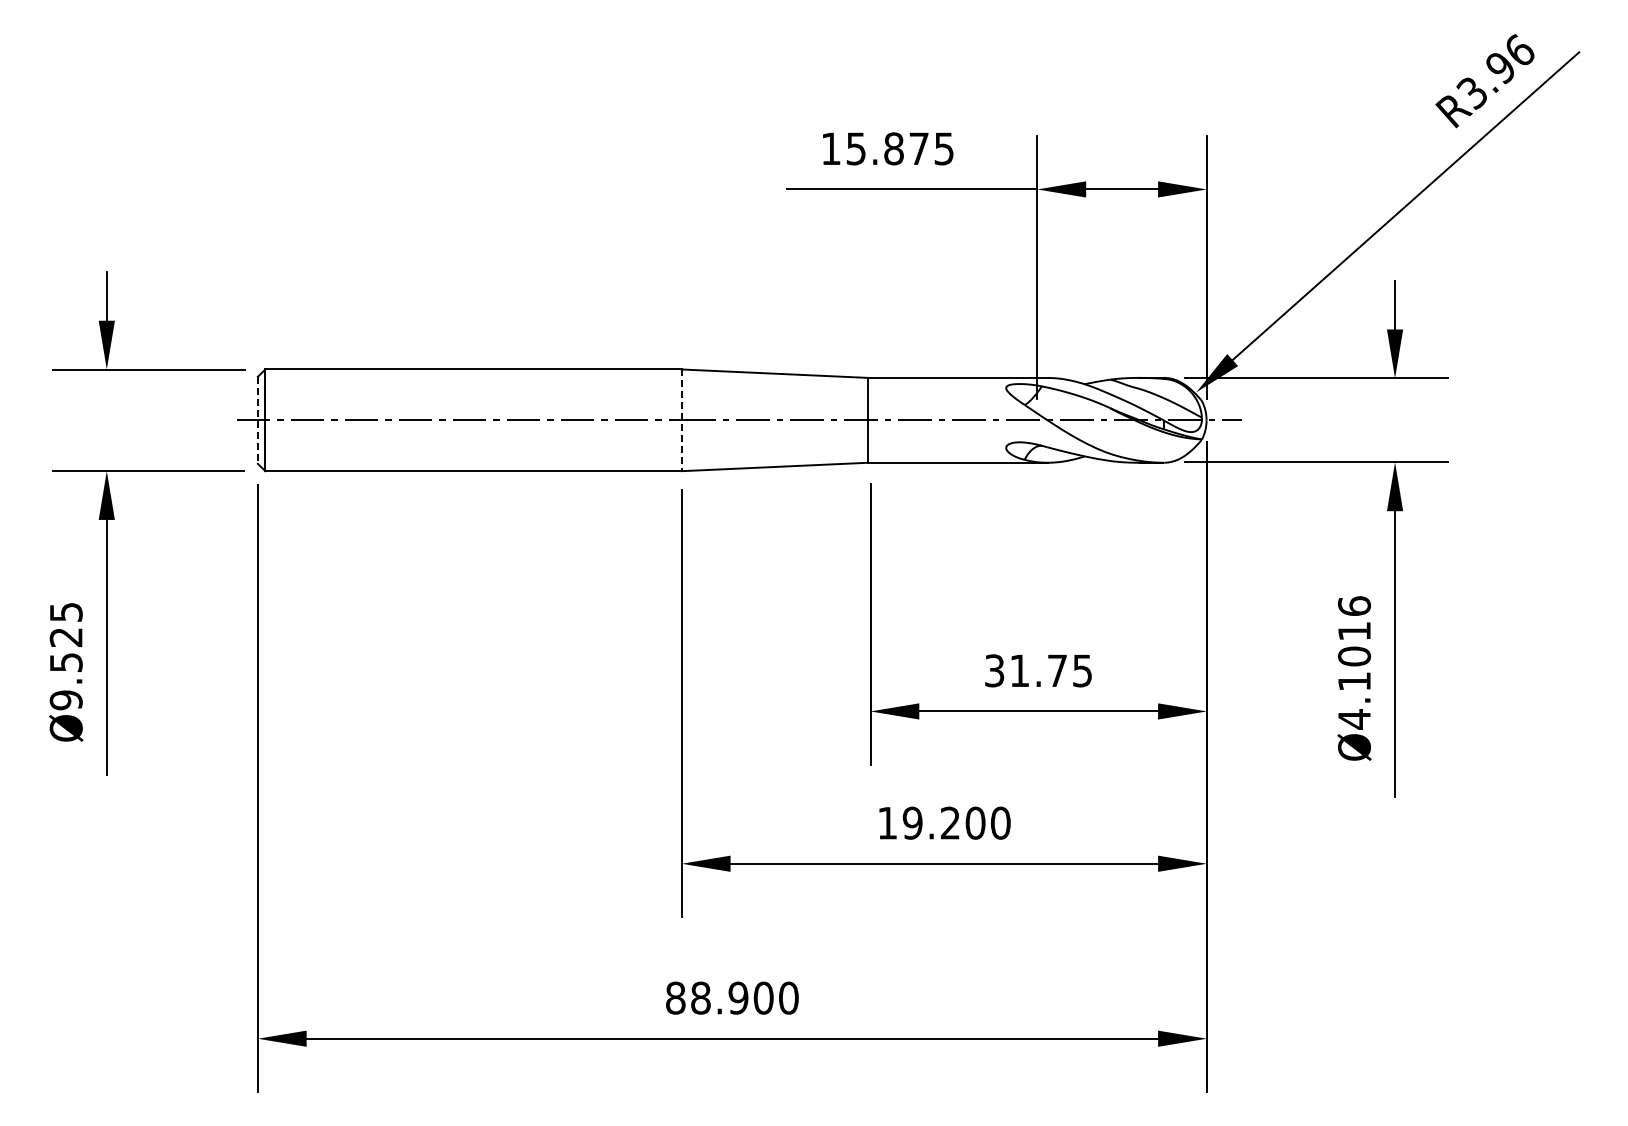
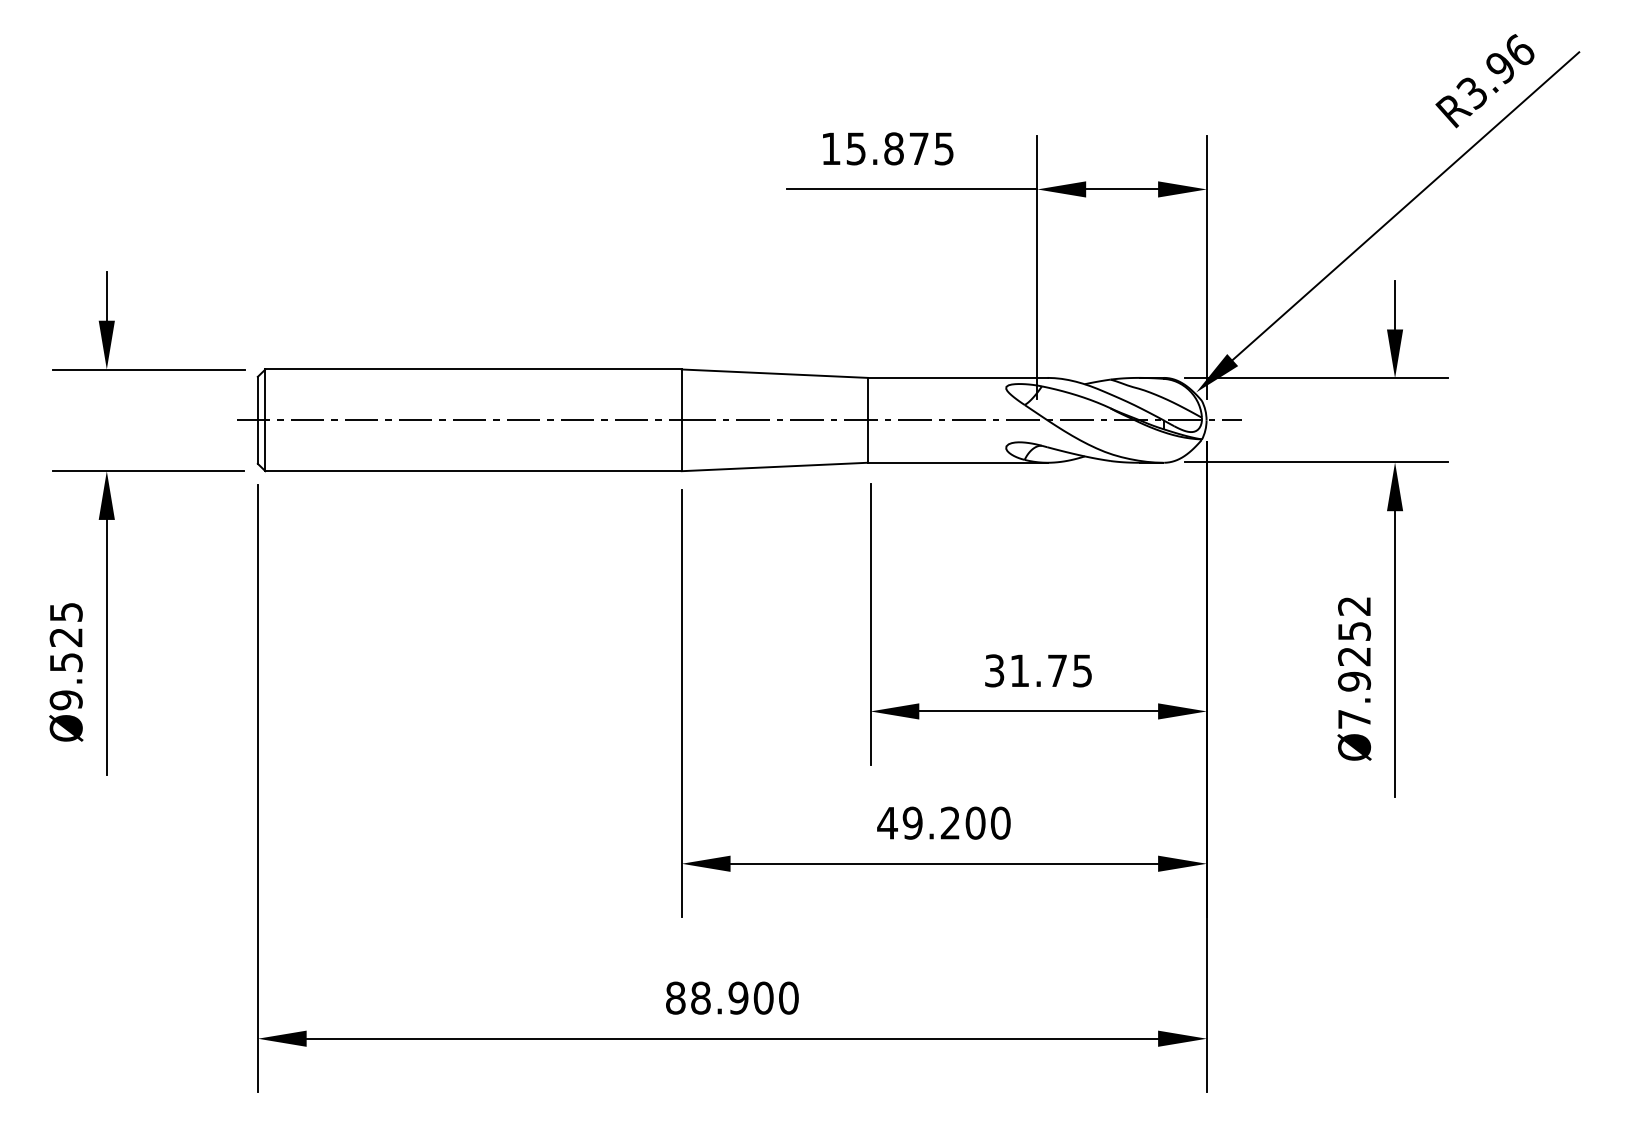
line: dashed -> solid (257, 420)
line: dashed -> solid (681, 420)
text: Ø4.1016 -> Ø7.9252 (1354, 662)
text: 19.200 -> 49.200 (887, 823)
